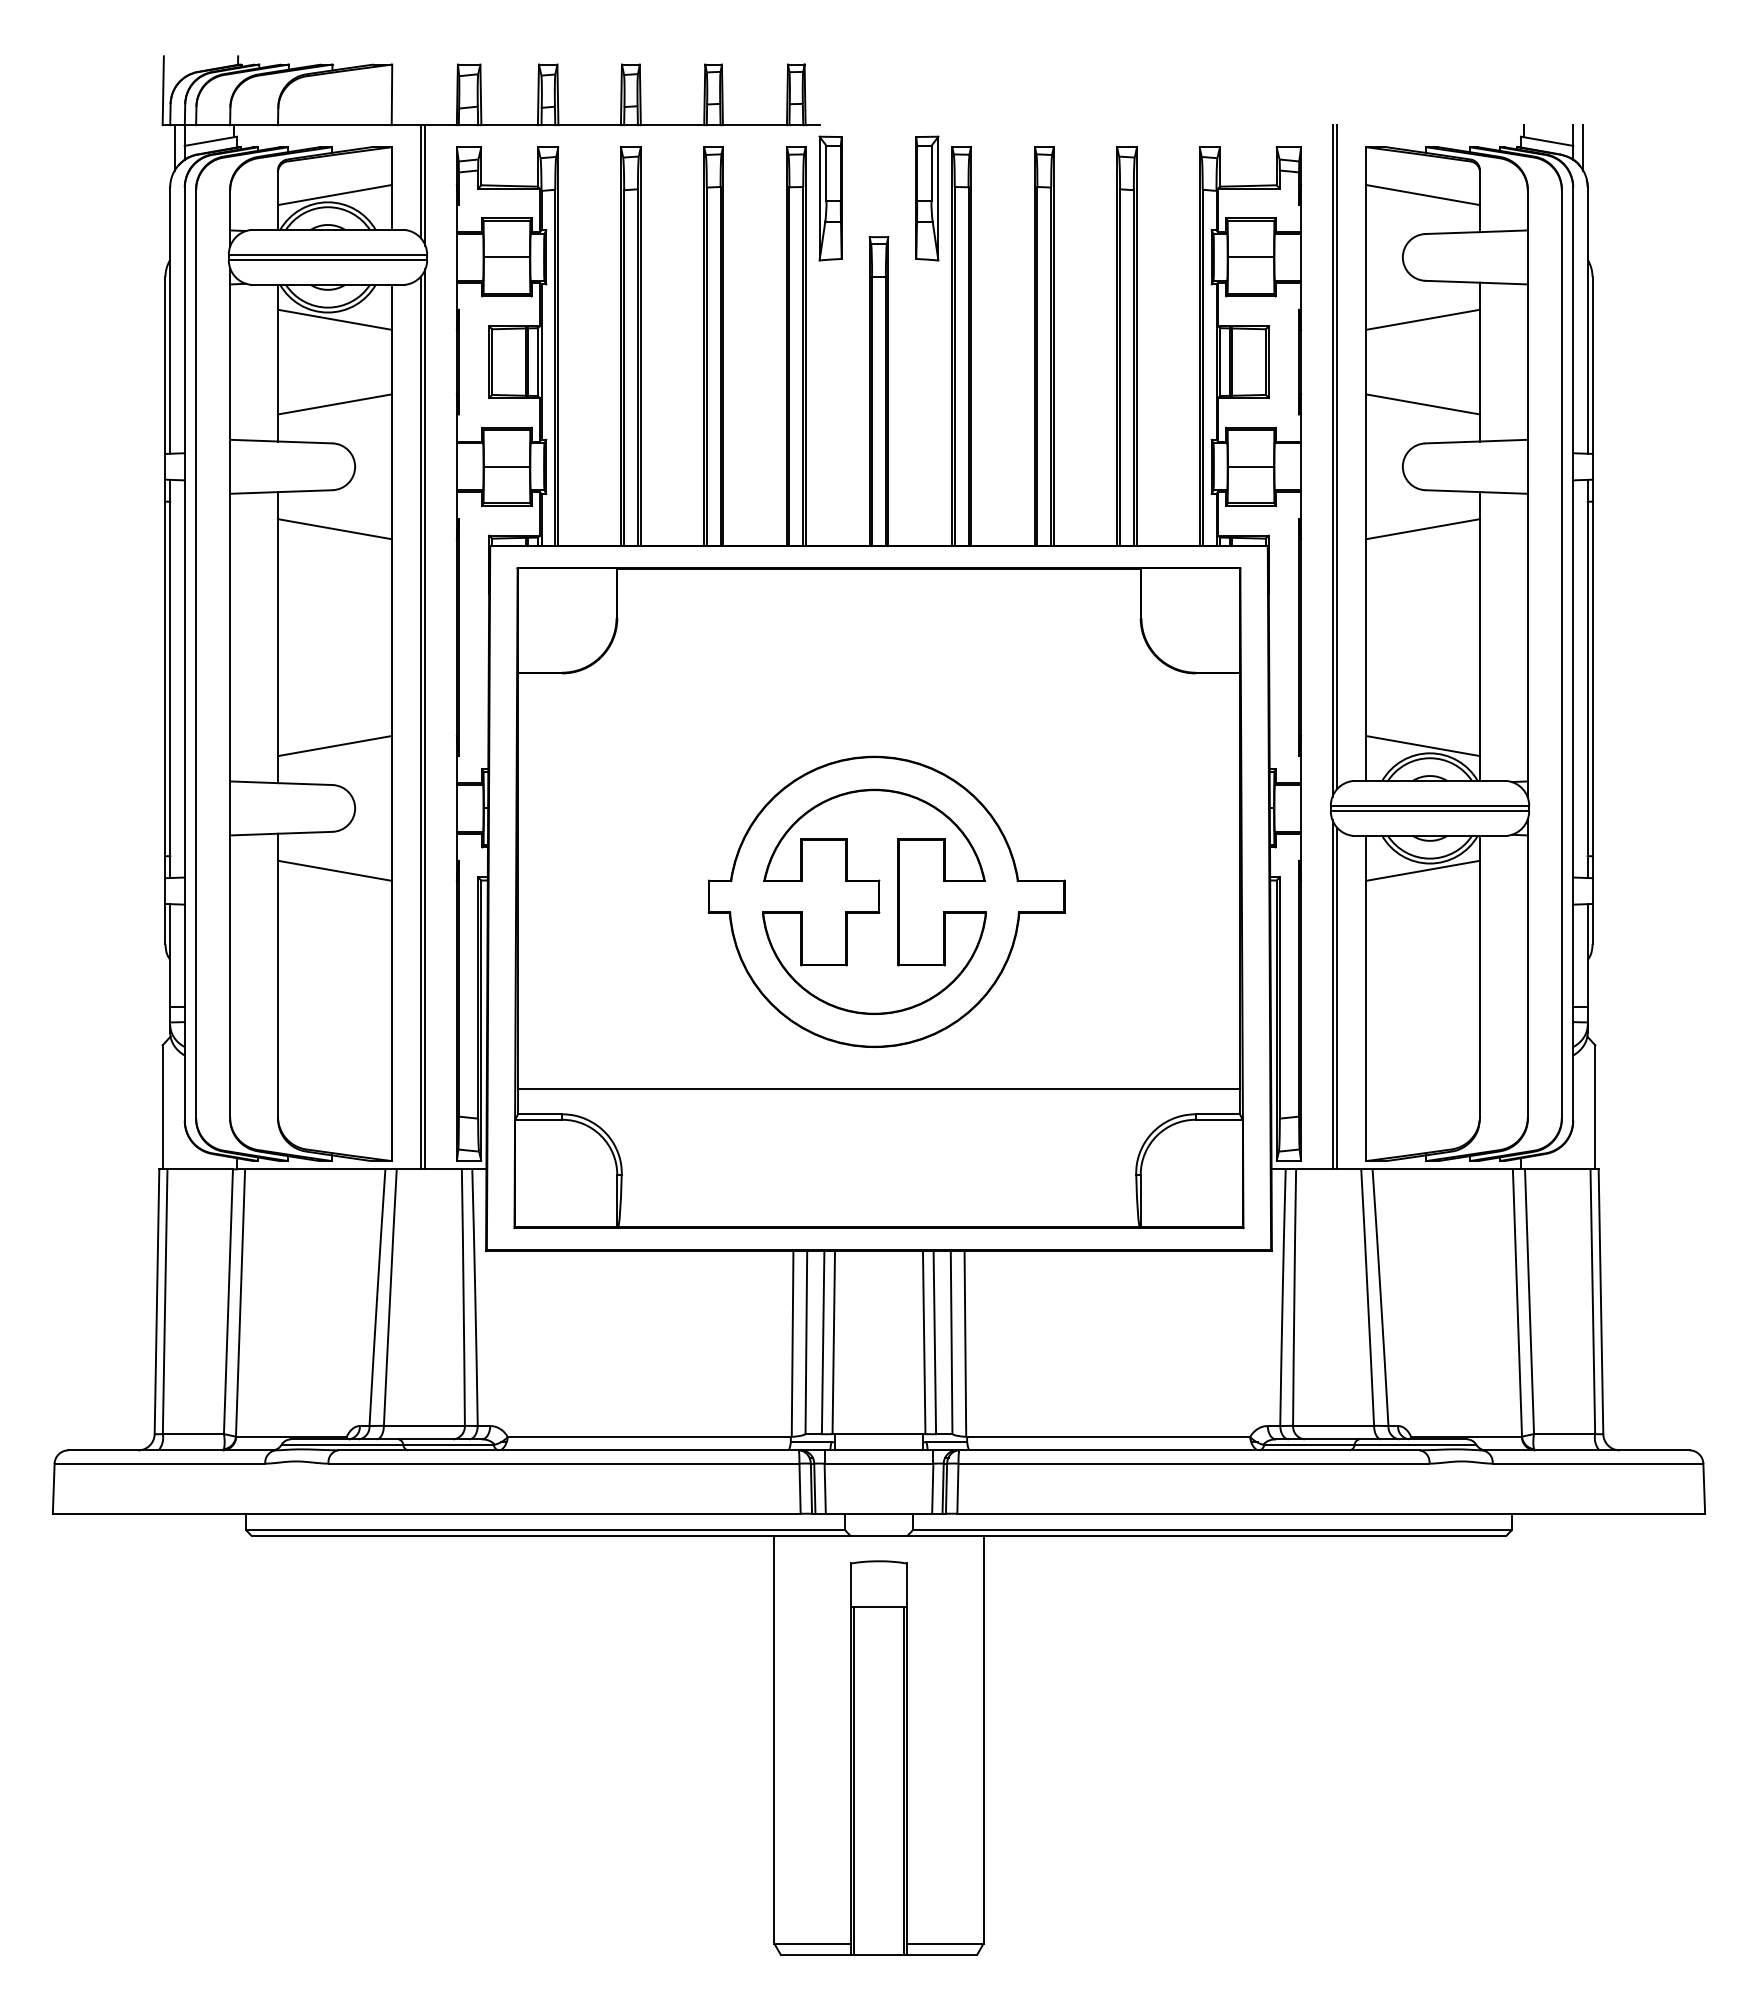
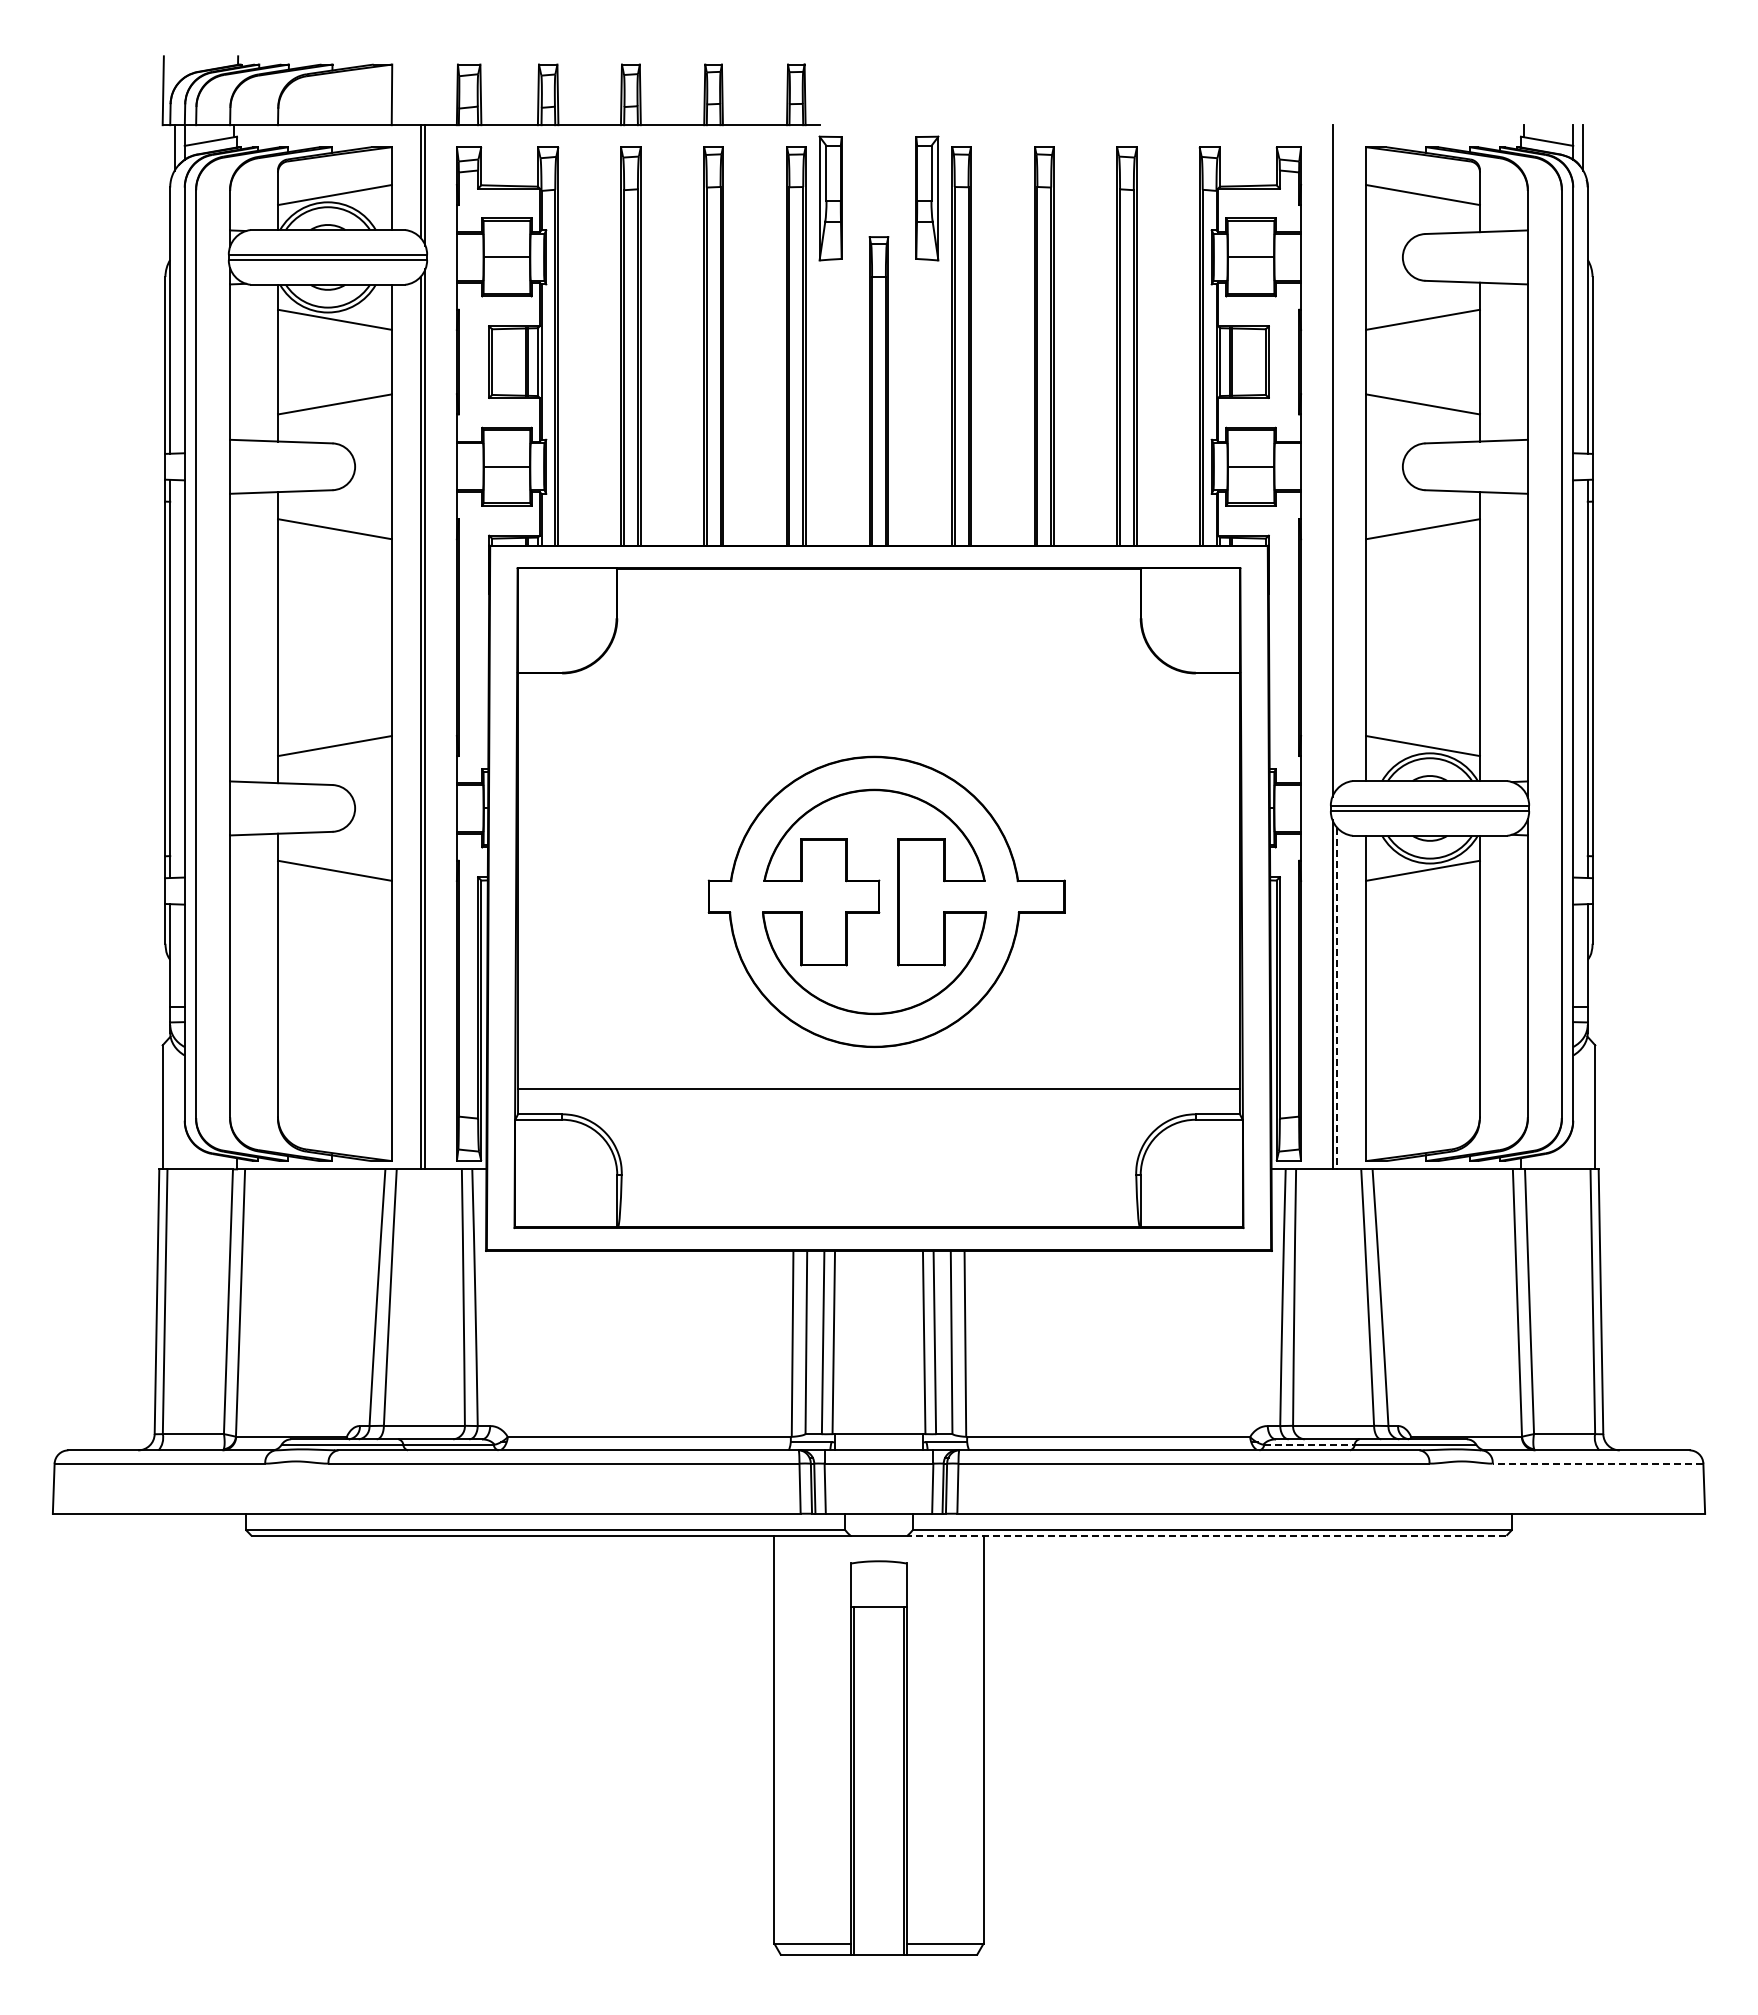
line: present -> none (1337, 457)
line: solid -> dashed (1337, 998)
line: solid -> dashed (1309, 1444)
line: solid -> dashed (1597, 1463)
line: solid -> dashed (1206, 1535)
